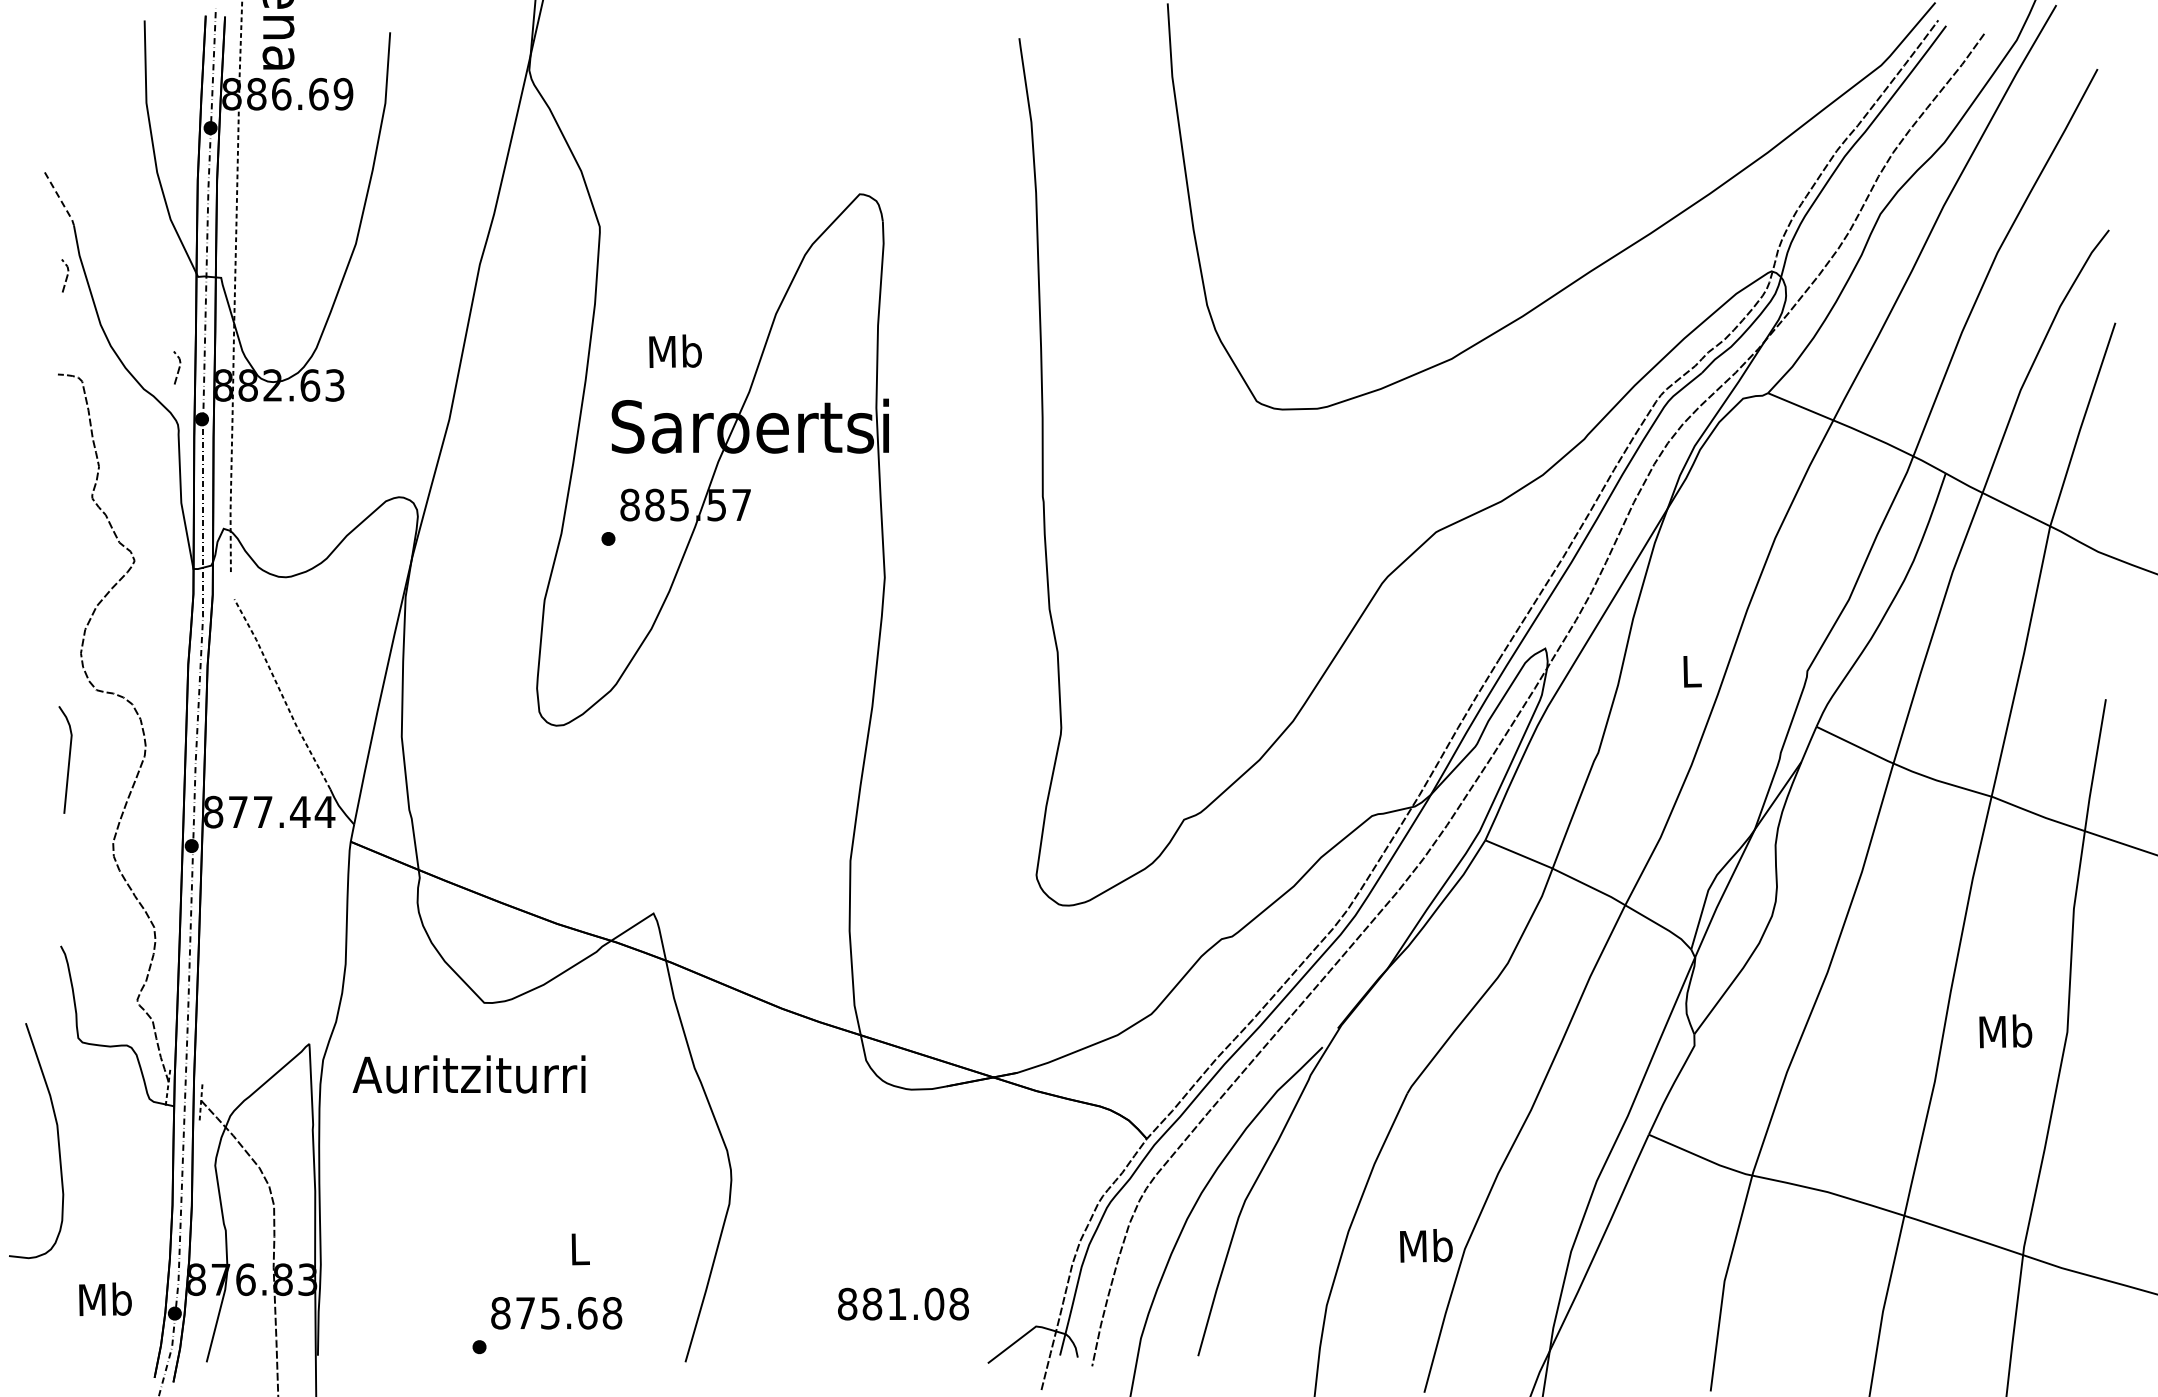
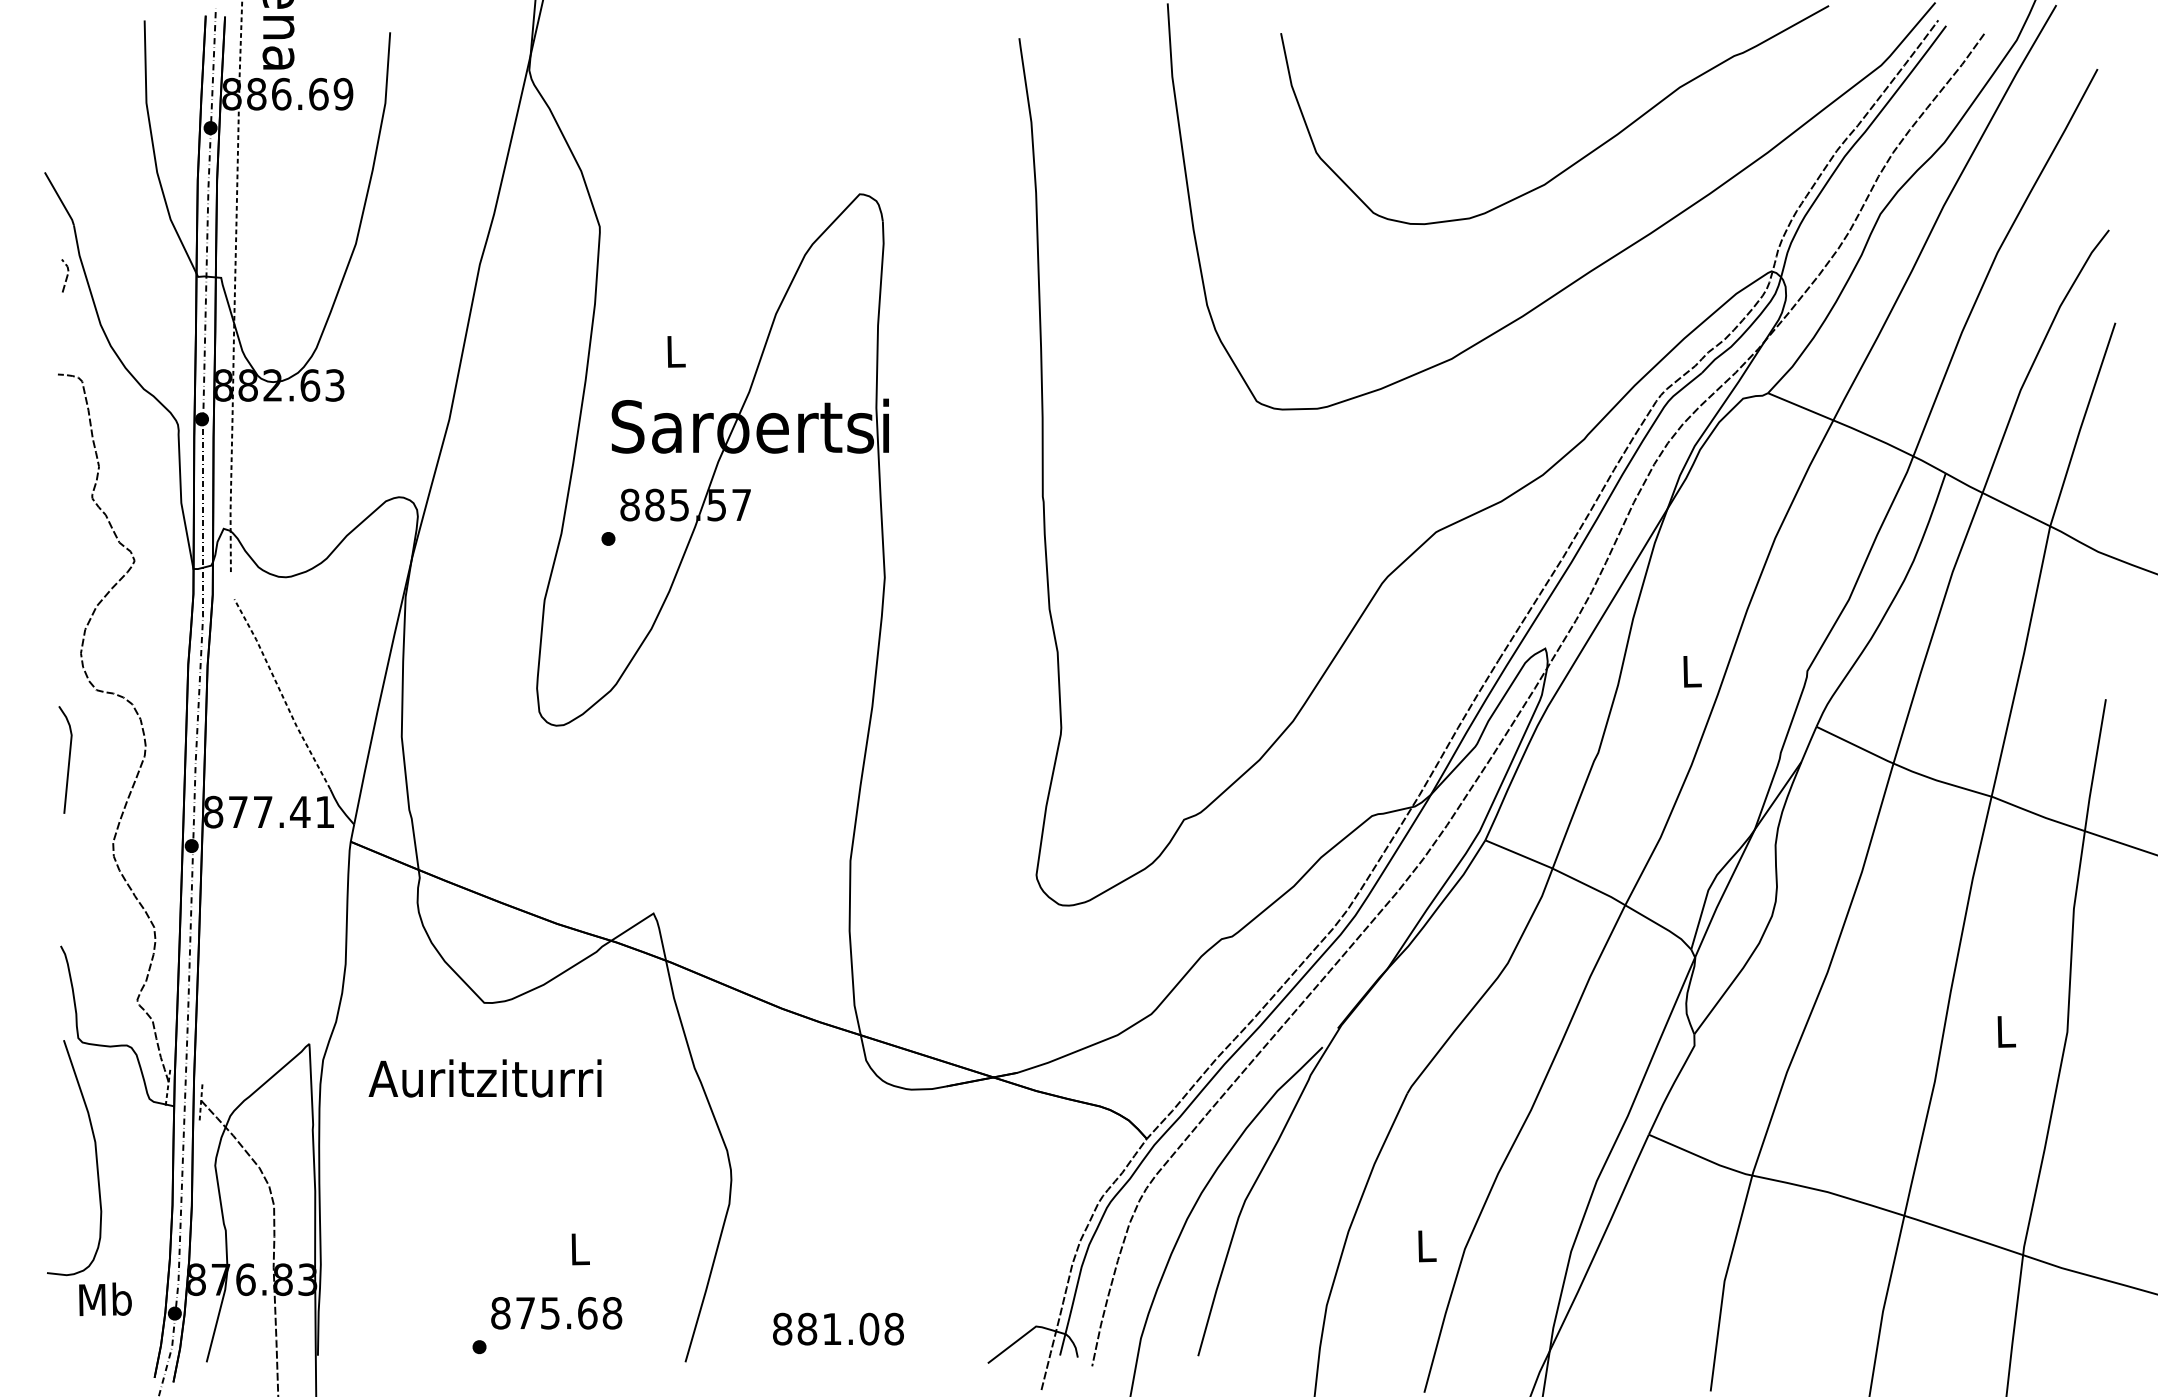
curve: none -> present (1583, 156)
line: dashed -> solid (60, 199)
text: Mb -> L (675, 350)
line: present -> none (178, 367)
text: 877.44 -> 877.41 (324, 811)
text: Mb -> L (2005, 1031)
text position: (468, 1074) -> (484, 1078) (484, 1078)
curve position: (57, 1141) -> (95, 1158) (95, 1158)
text: Mb -> L (1426, 1245)
text position: (903, 1303) -> (838, 1328) (838, 1328)
